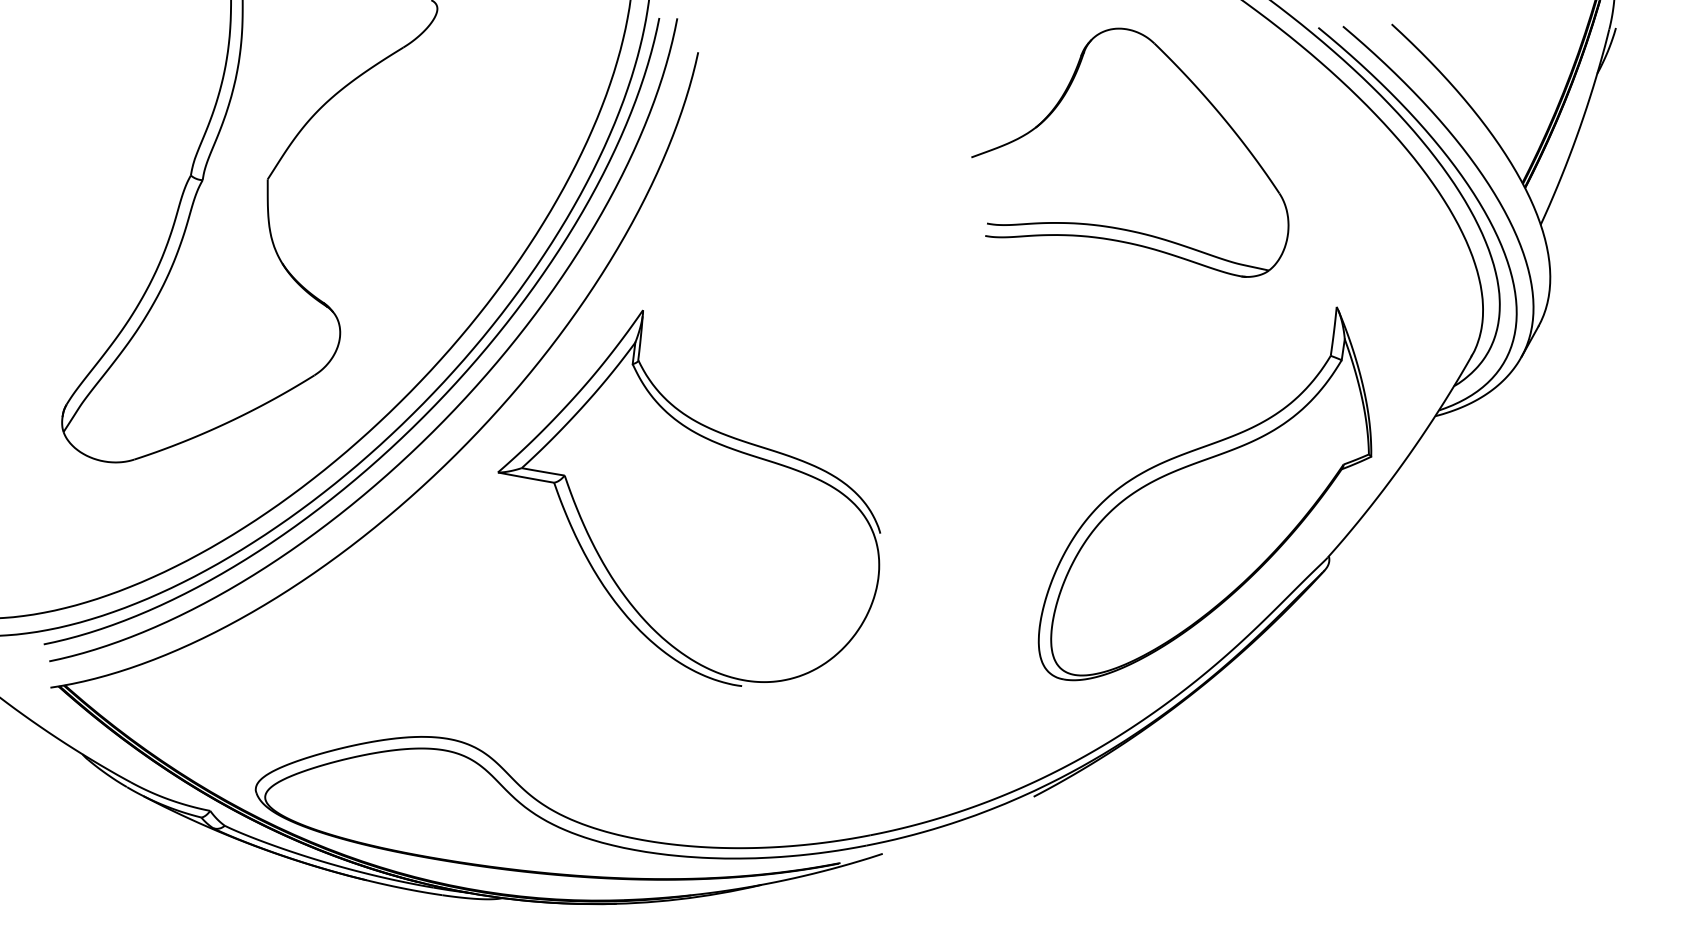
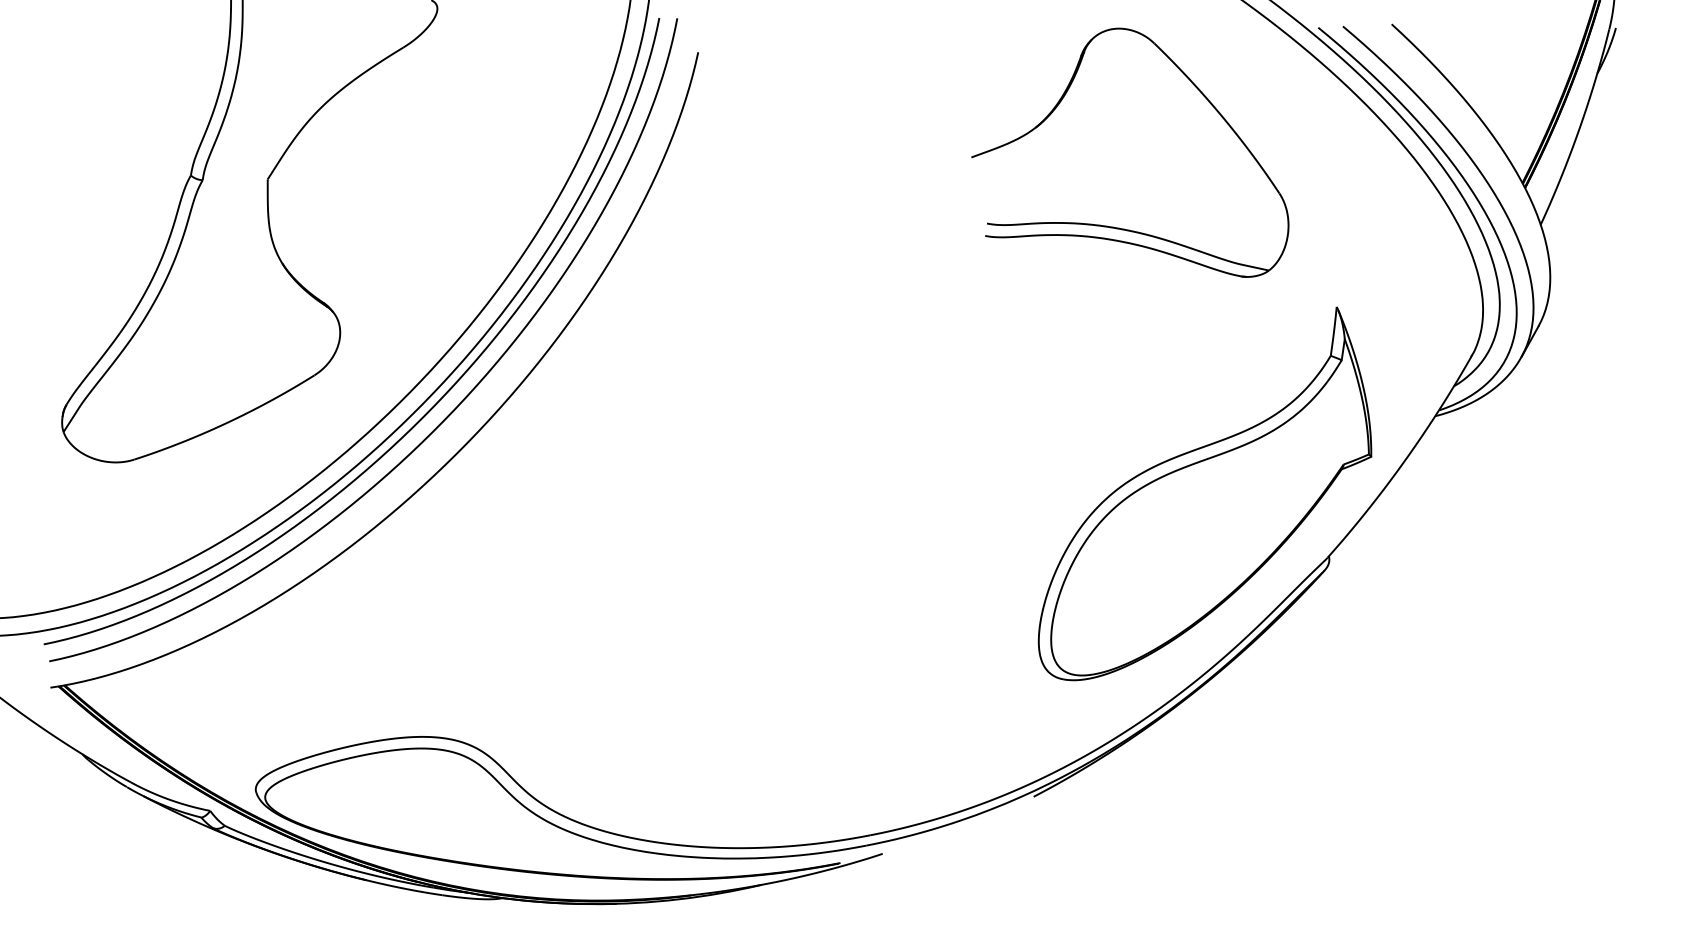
part: present -> none (689, 497)
